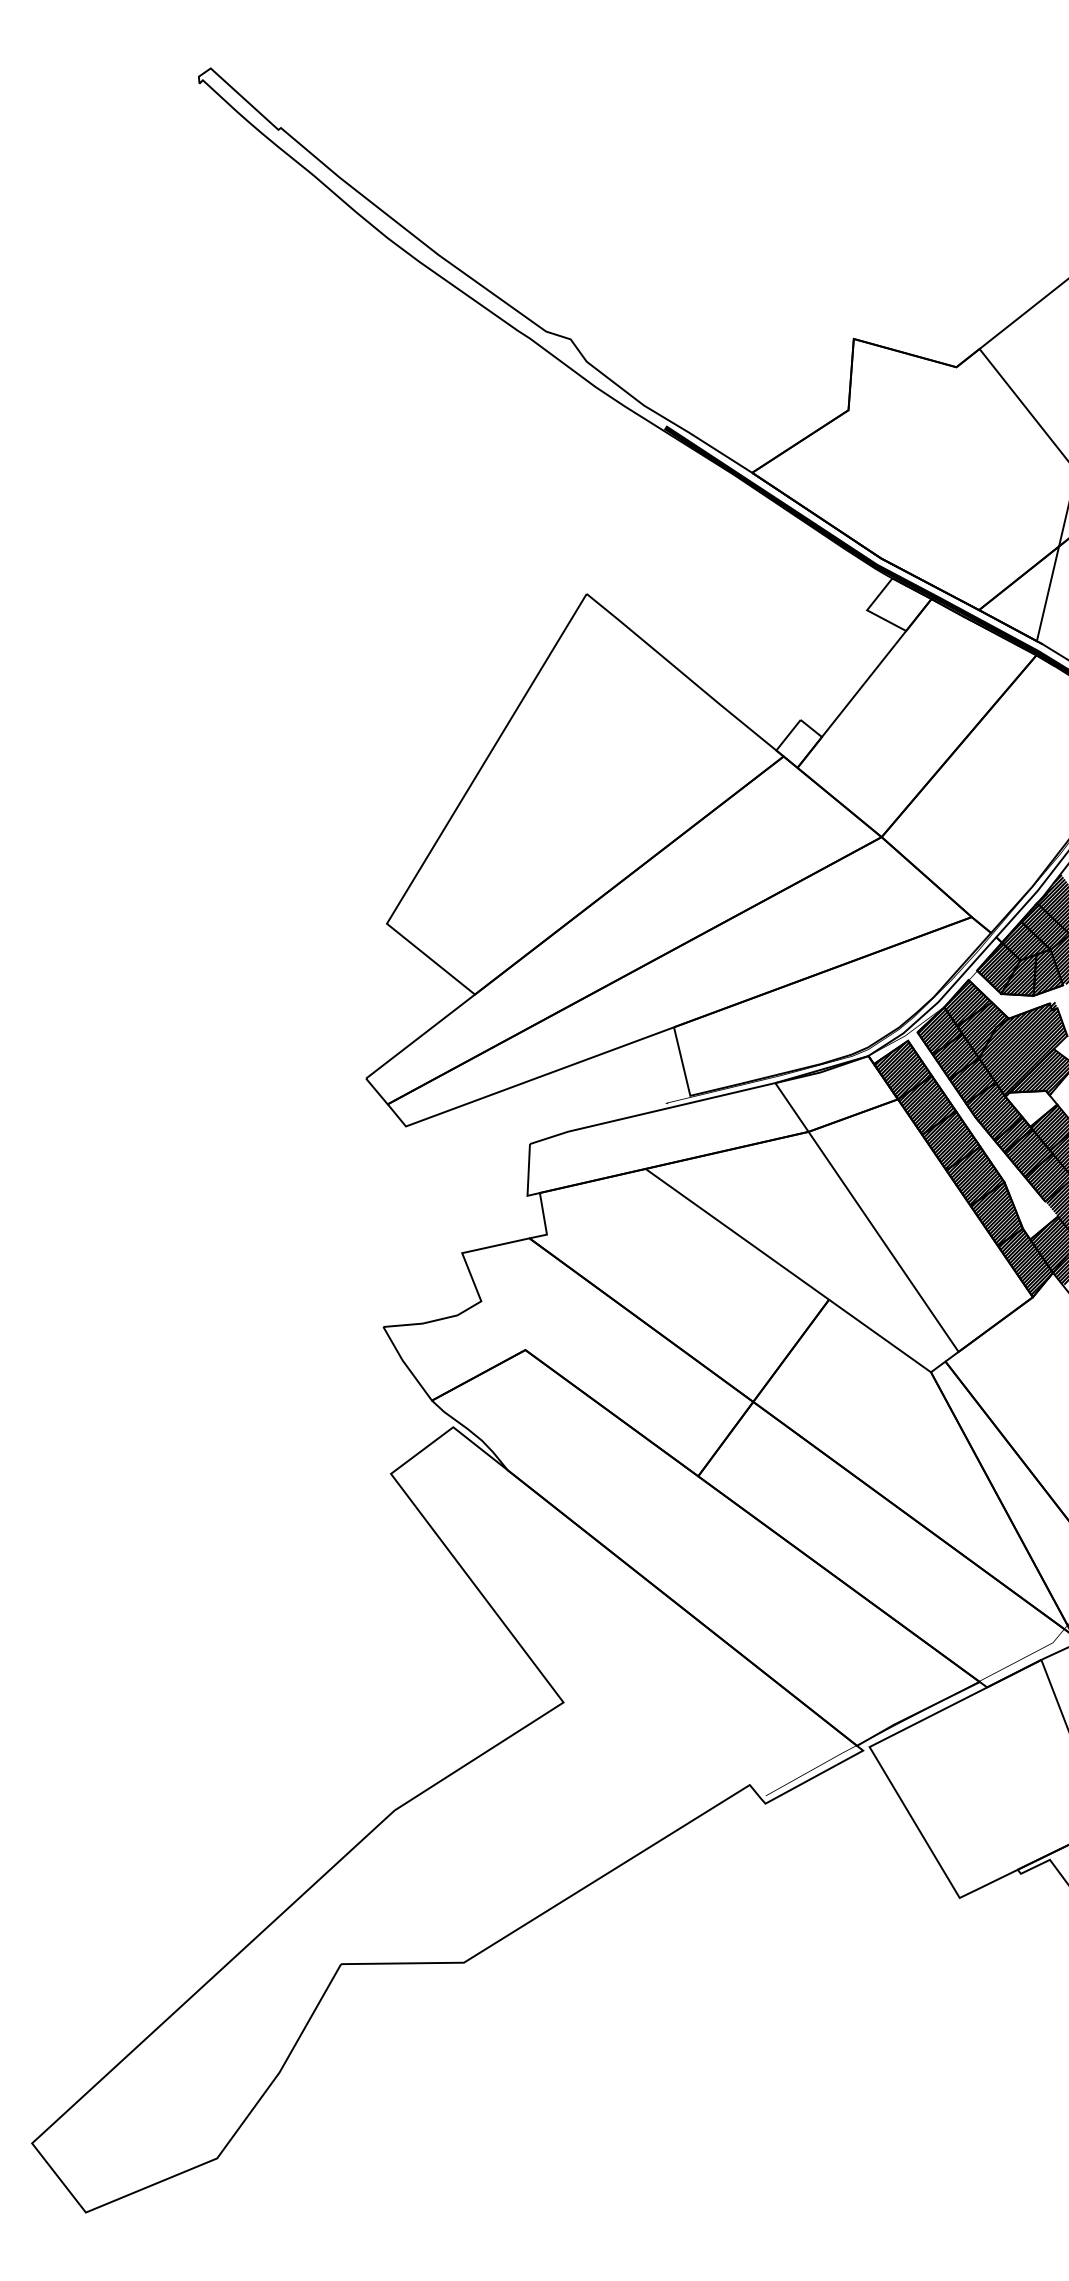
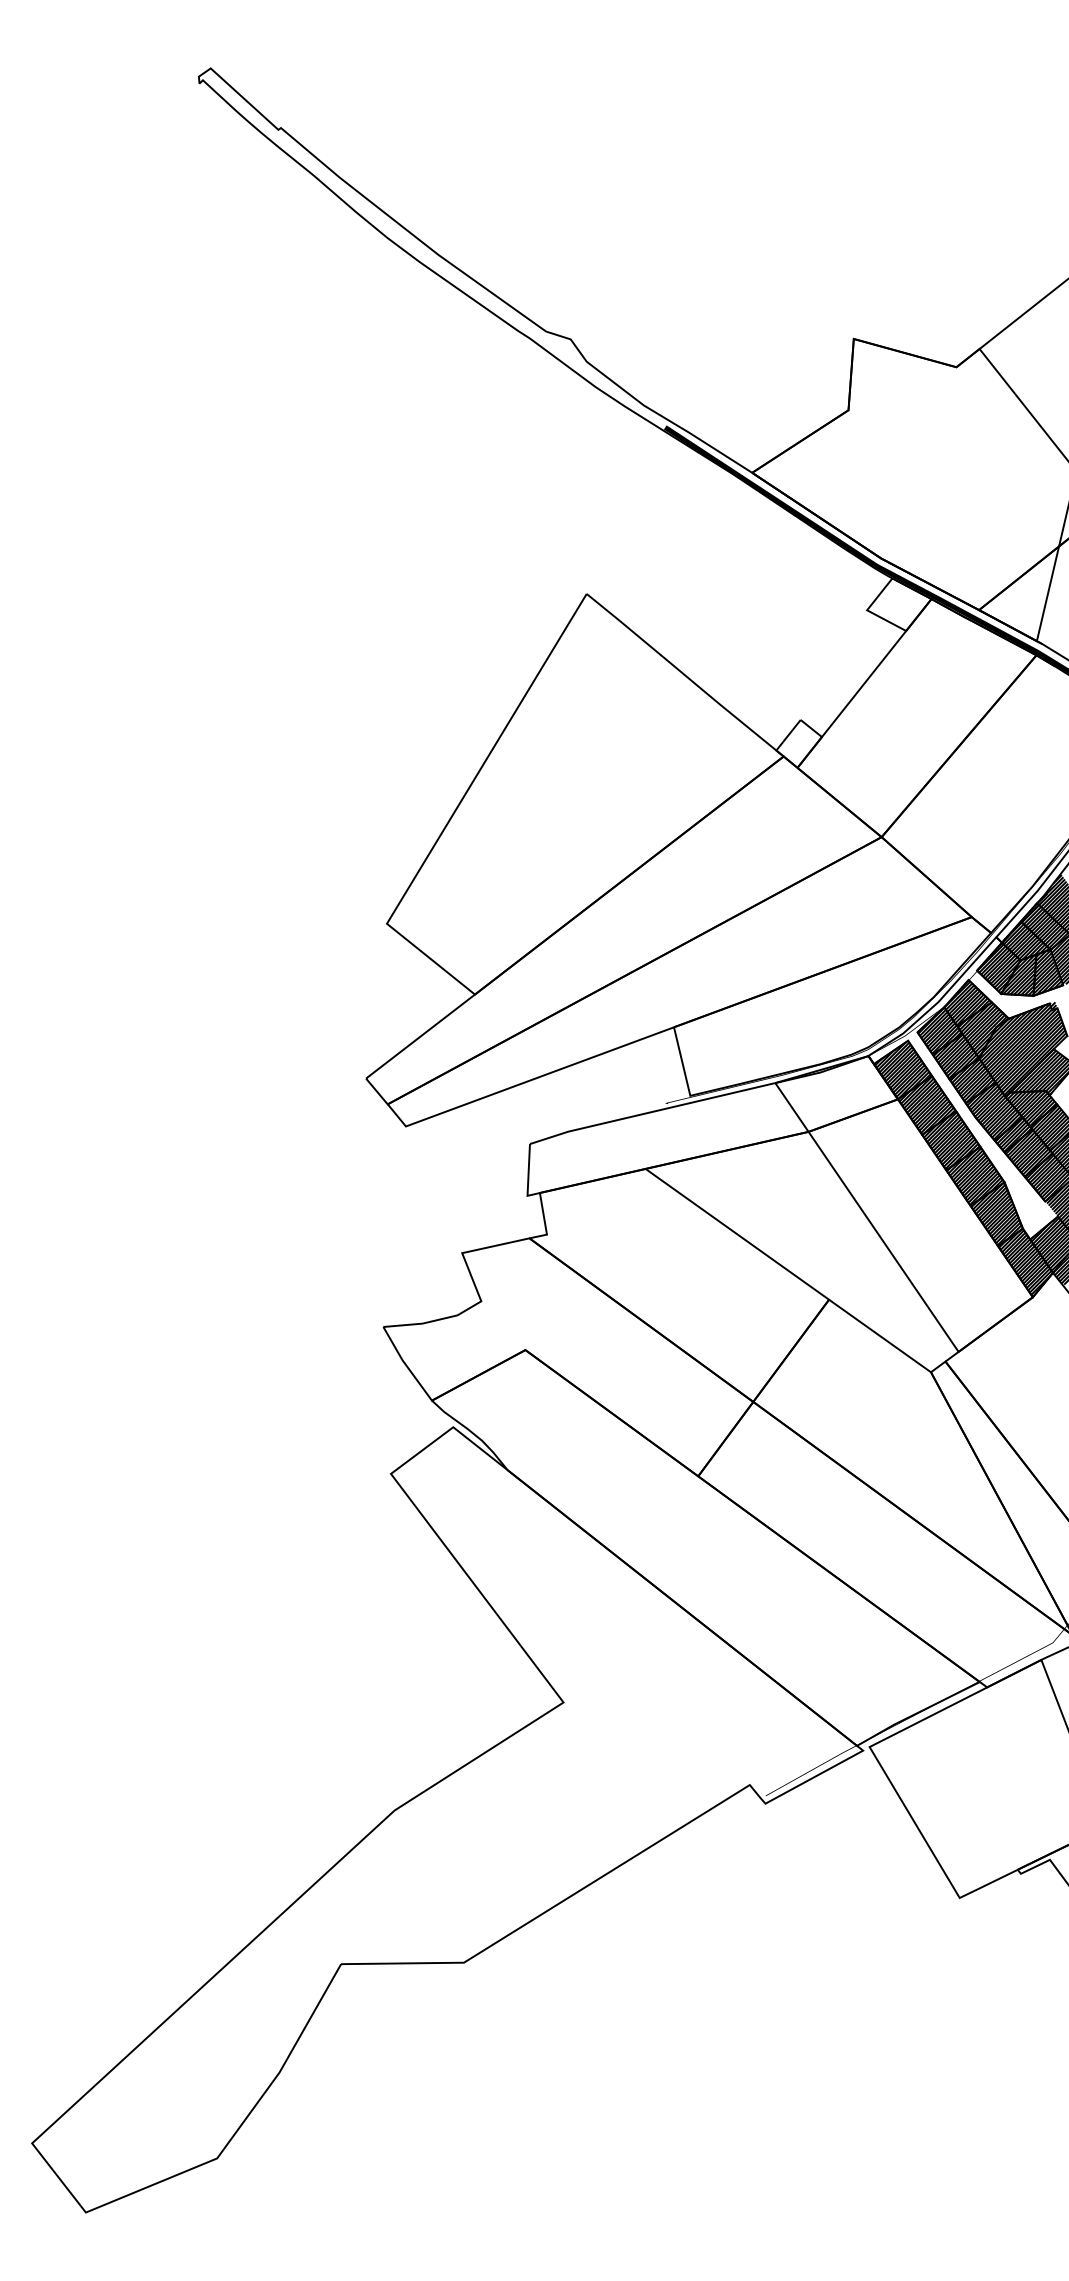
hatch: none -> present (1030, 1108)
